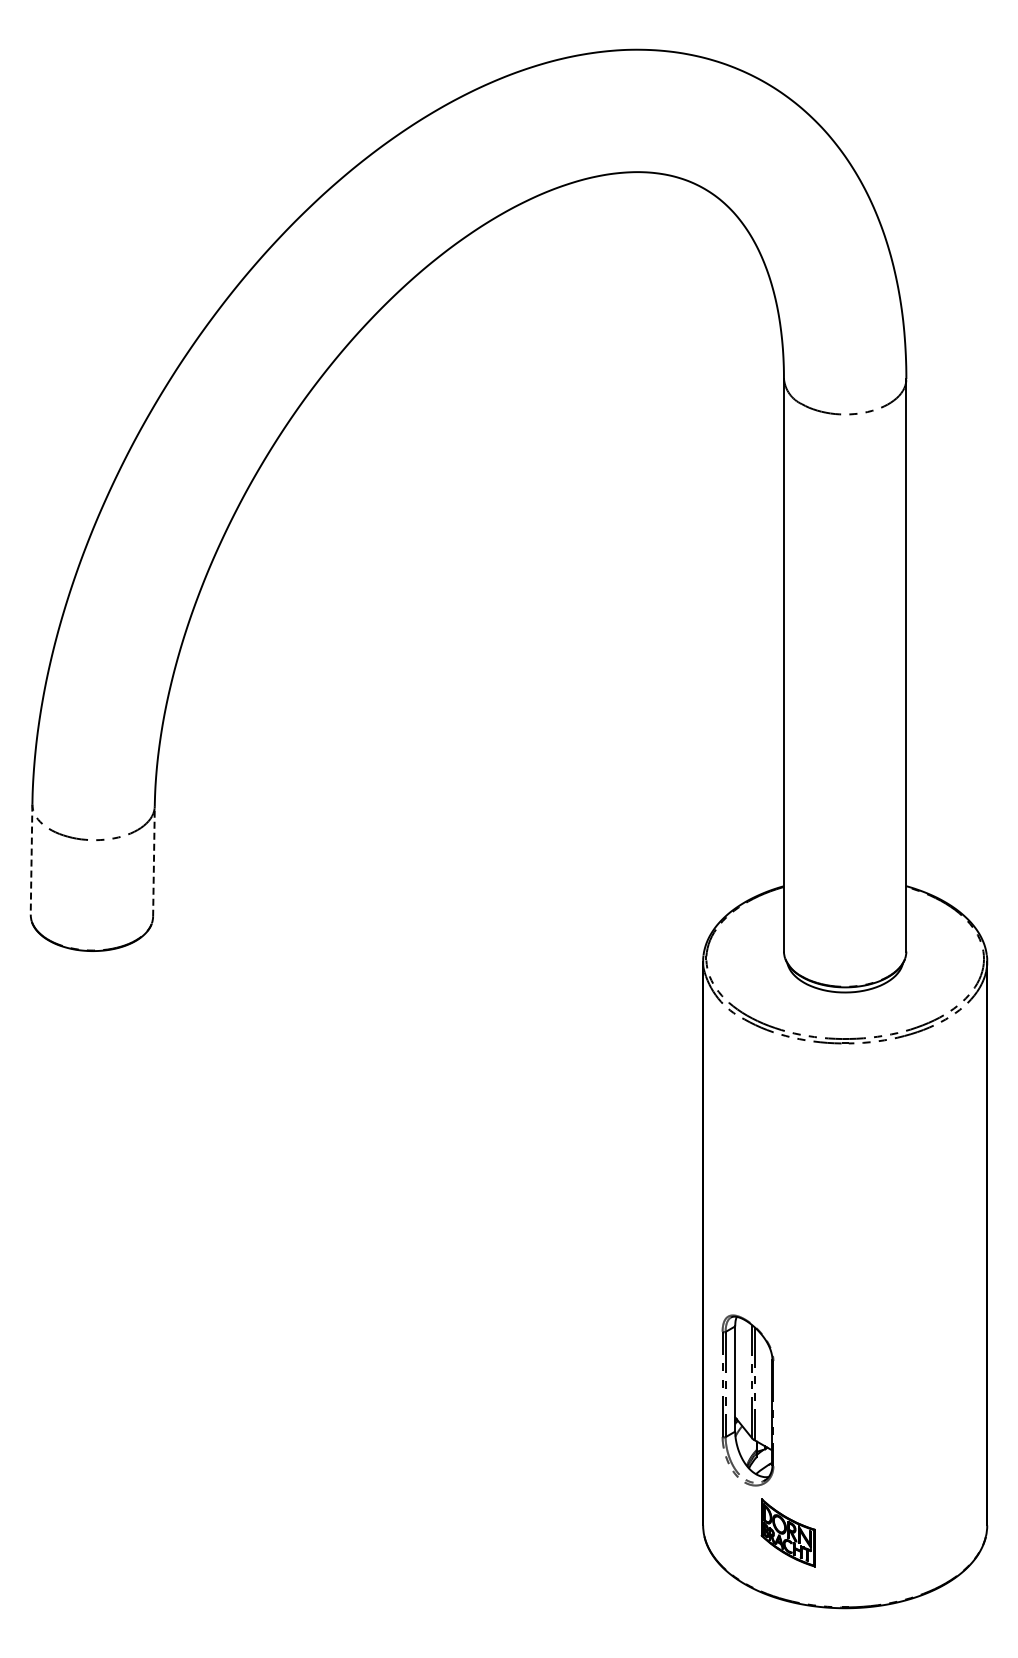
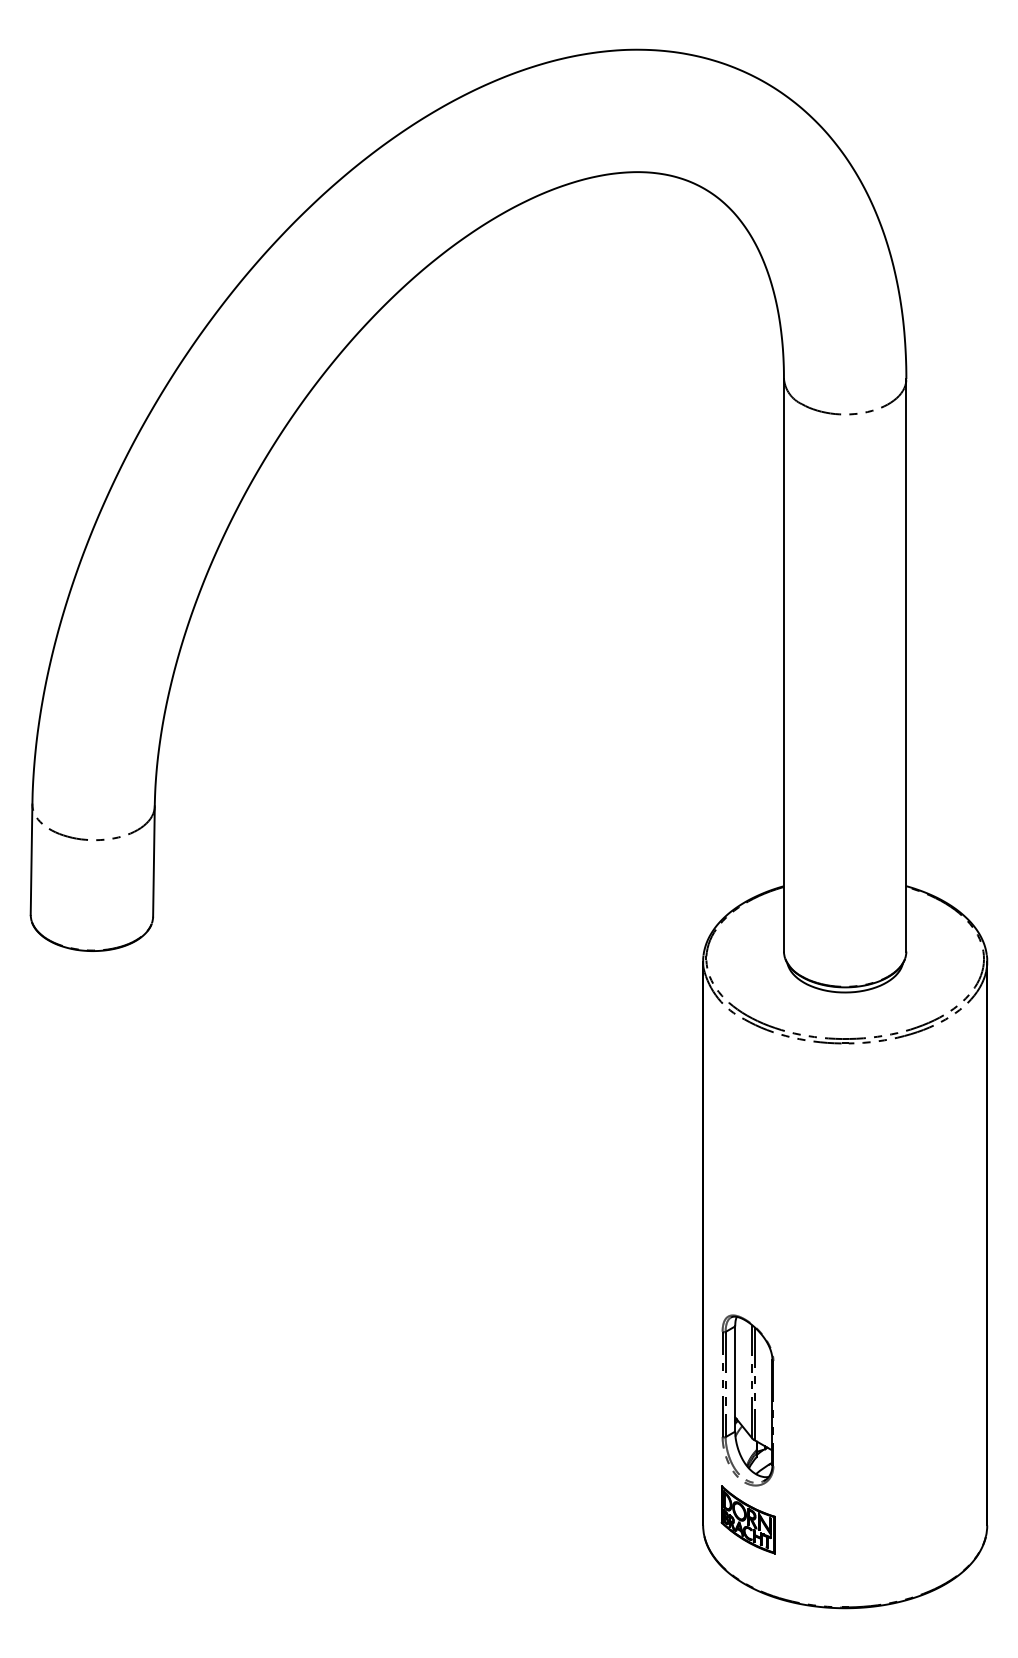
line: dashed -> solid (31, 860)
line: dashed -> solid (153, 861)
part position: (787, 1532) -> (747, 1519) (747, 1519)
